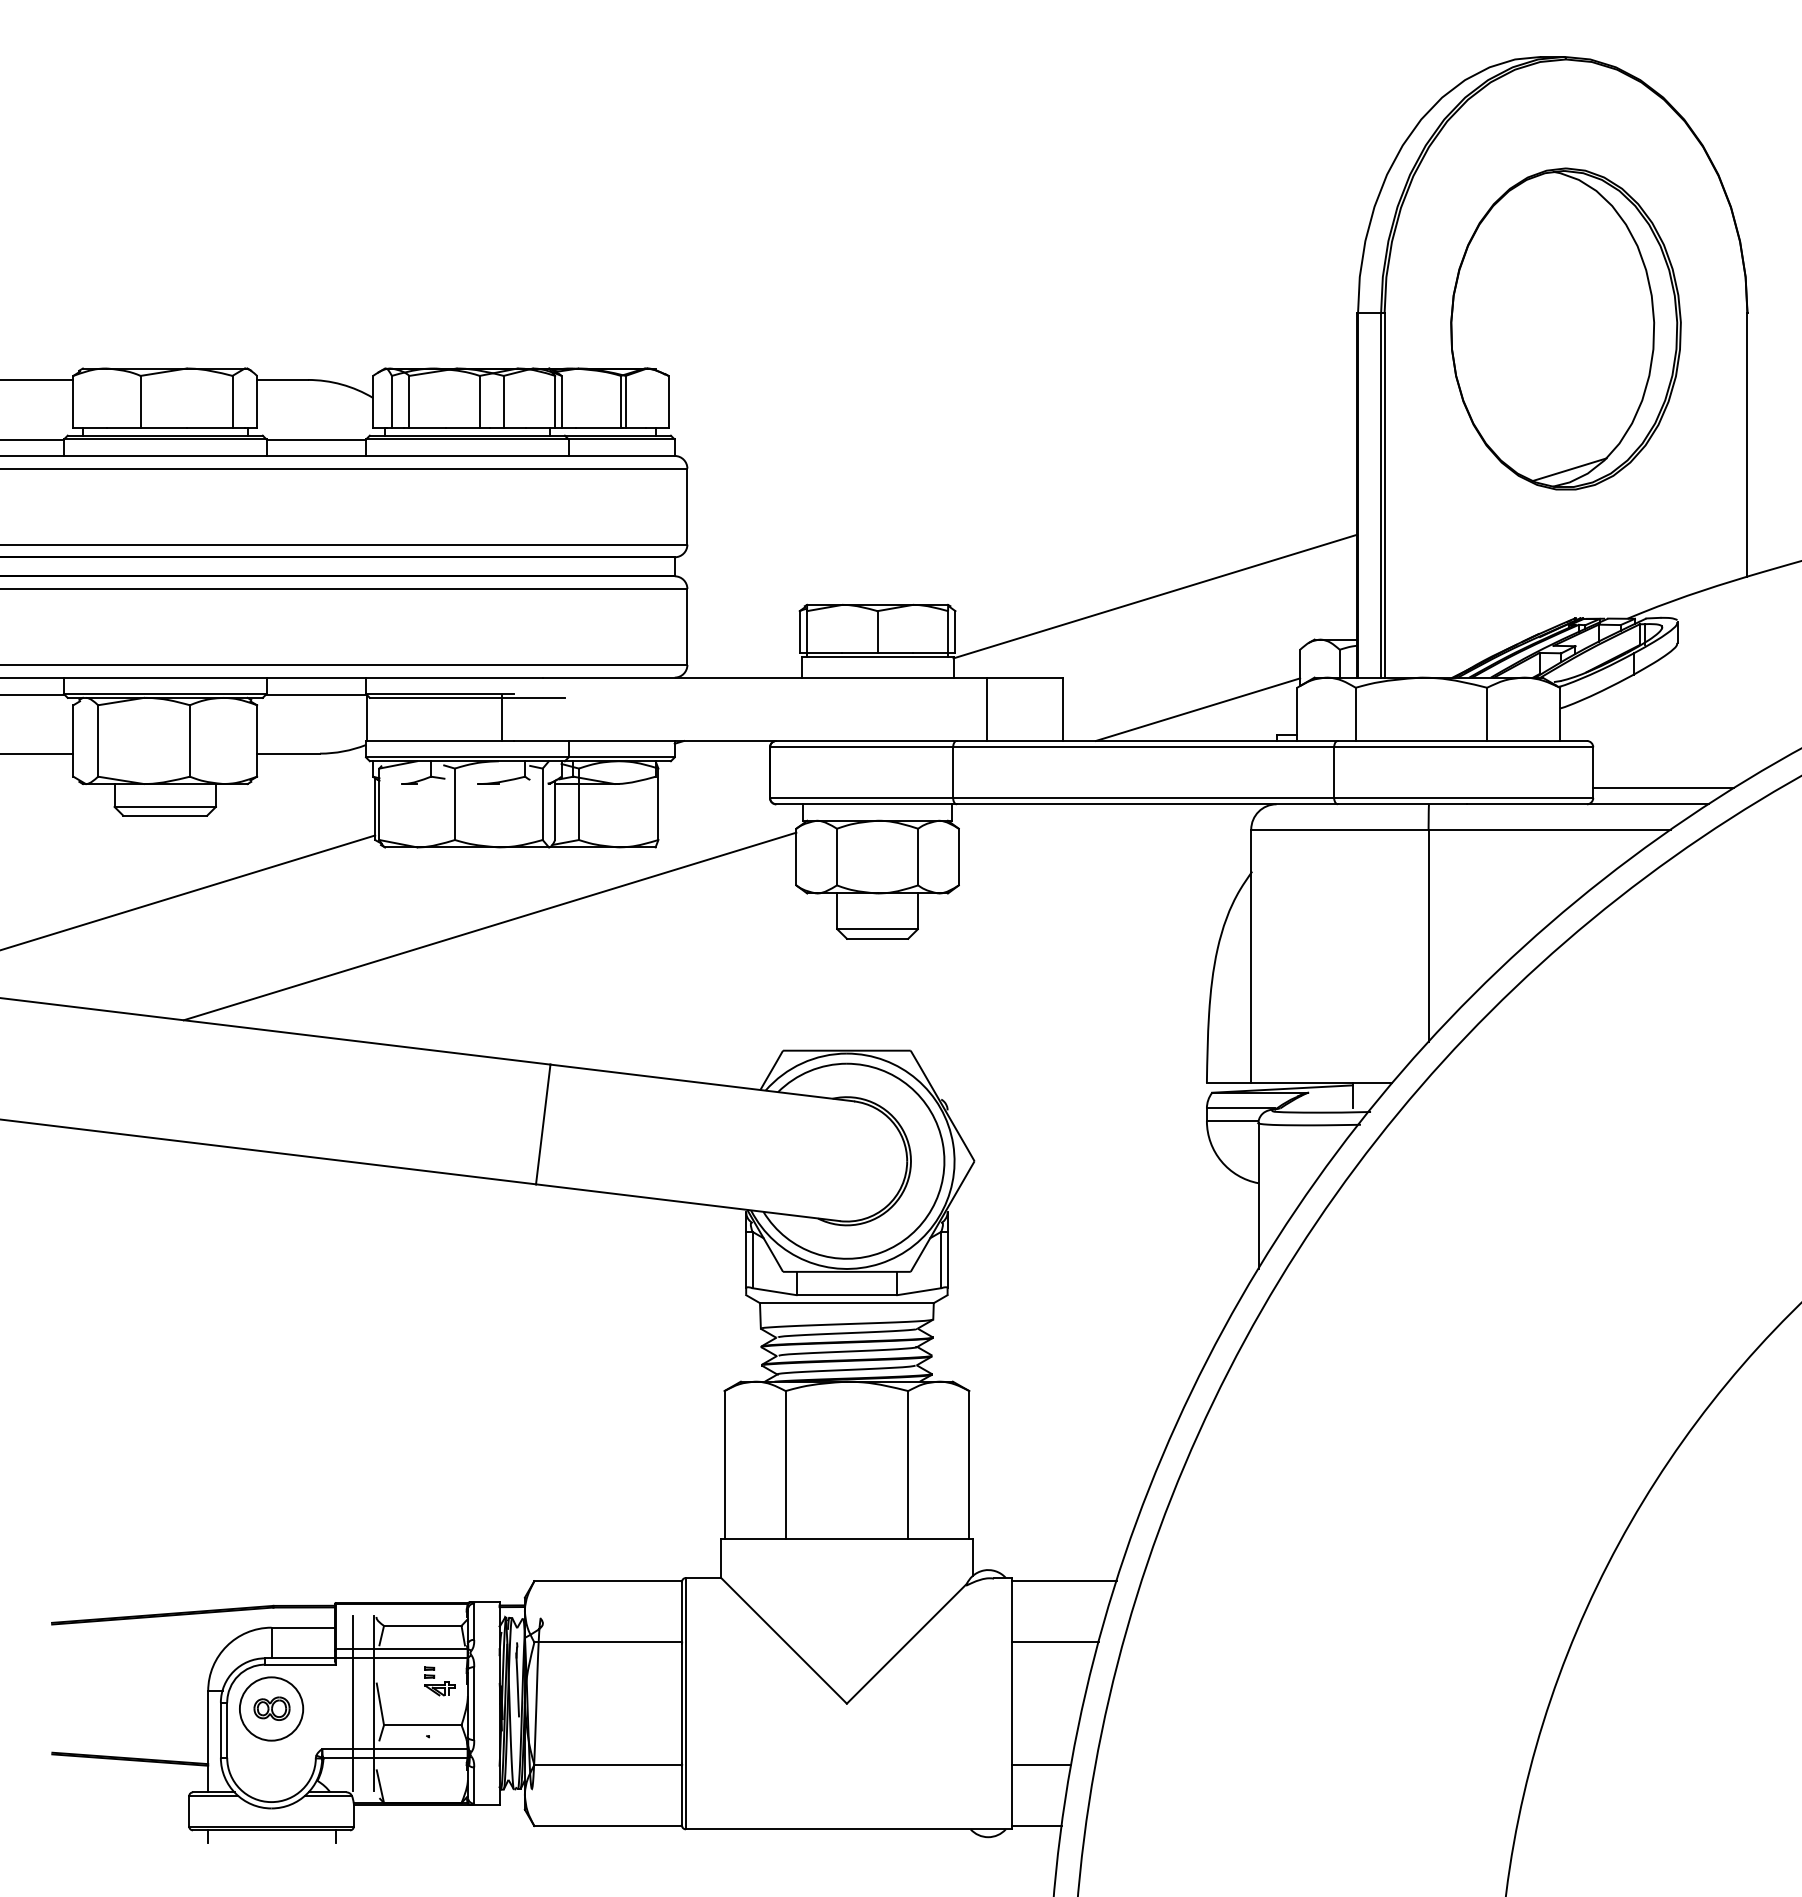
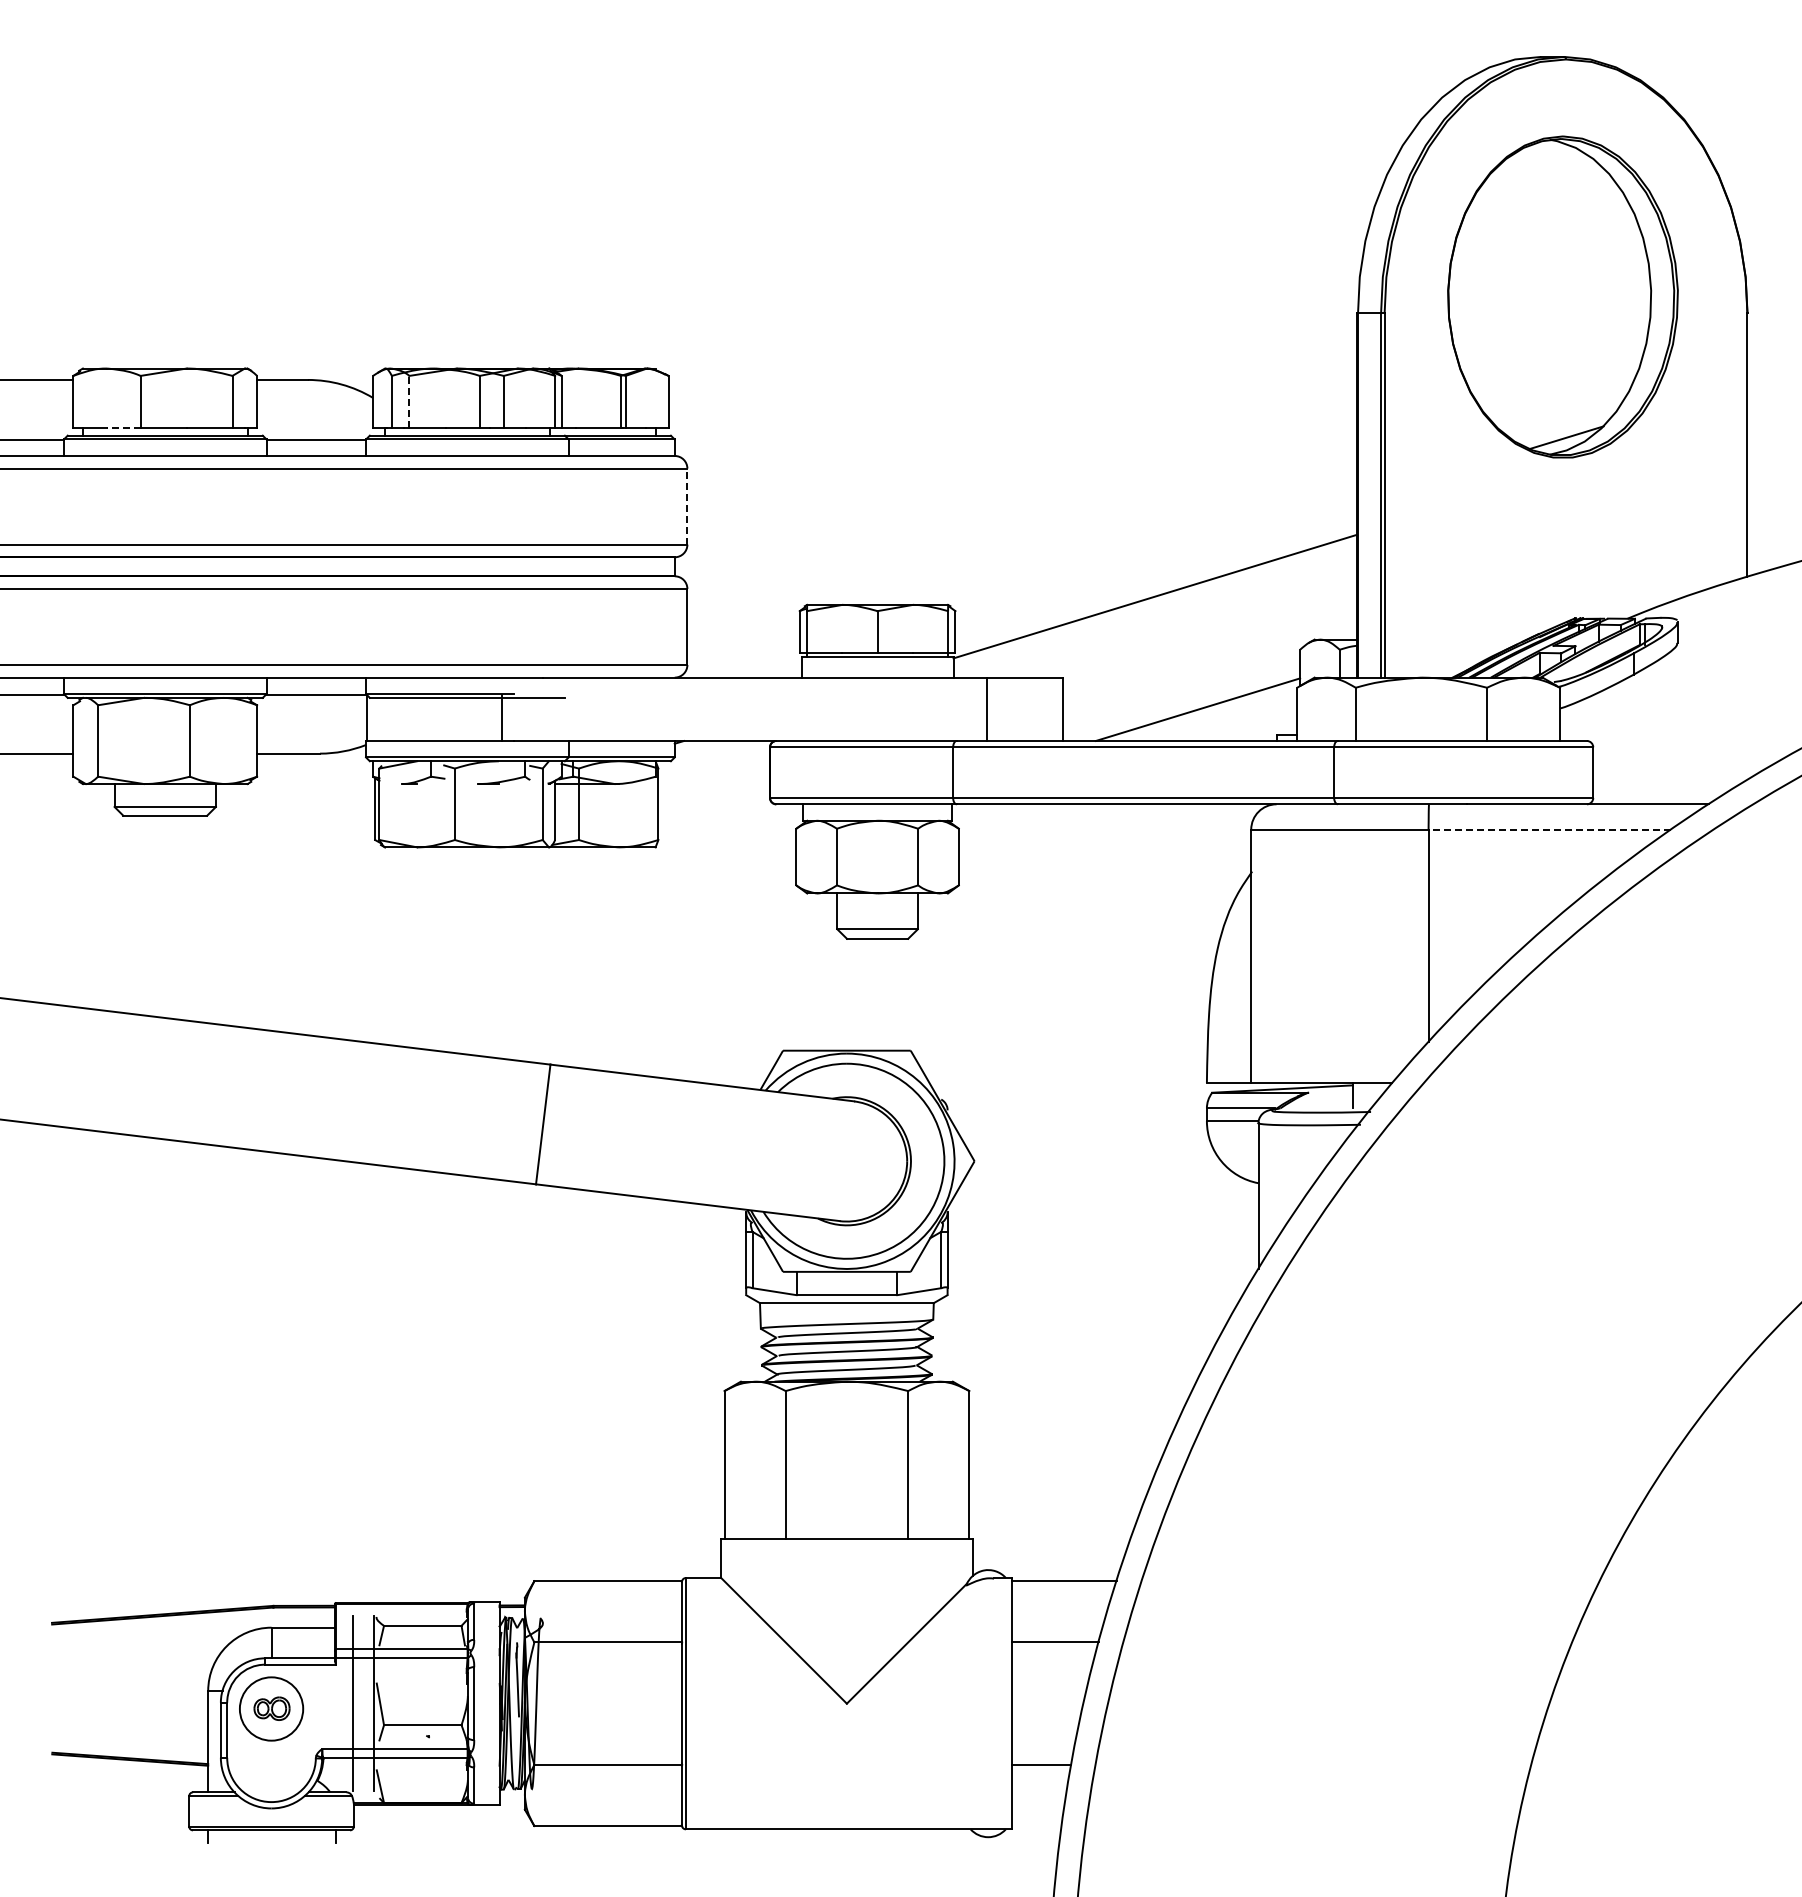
part position: (1565, 328) -> (1562, 296) (1562, 296)
line: solid -> dashed (409, 401)
line: solid -> dashed (123, 428)
line: solid -> dashed (687, 506)
line: present -> none (1663, 788)
line: solid -> dashed (1549, 829)
line: present -> none (188, 892)
line: present -> none (489, 926)
part: present -> none (439, 1681)
line: present -> none (1036, 1826)
